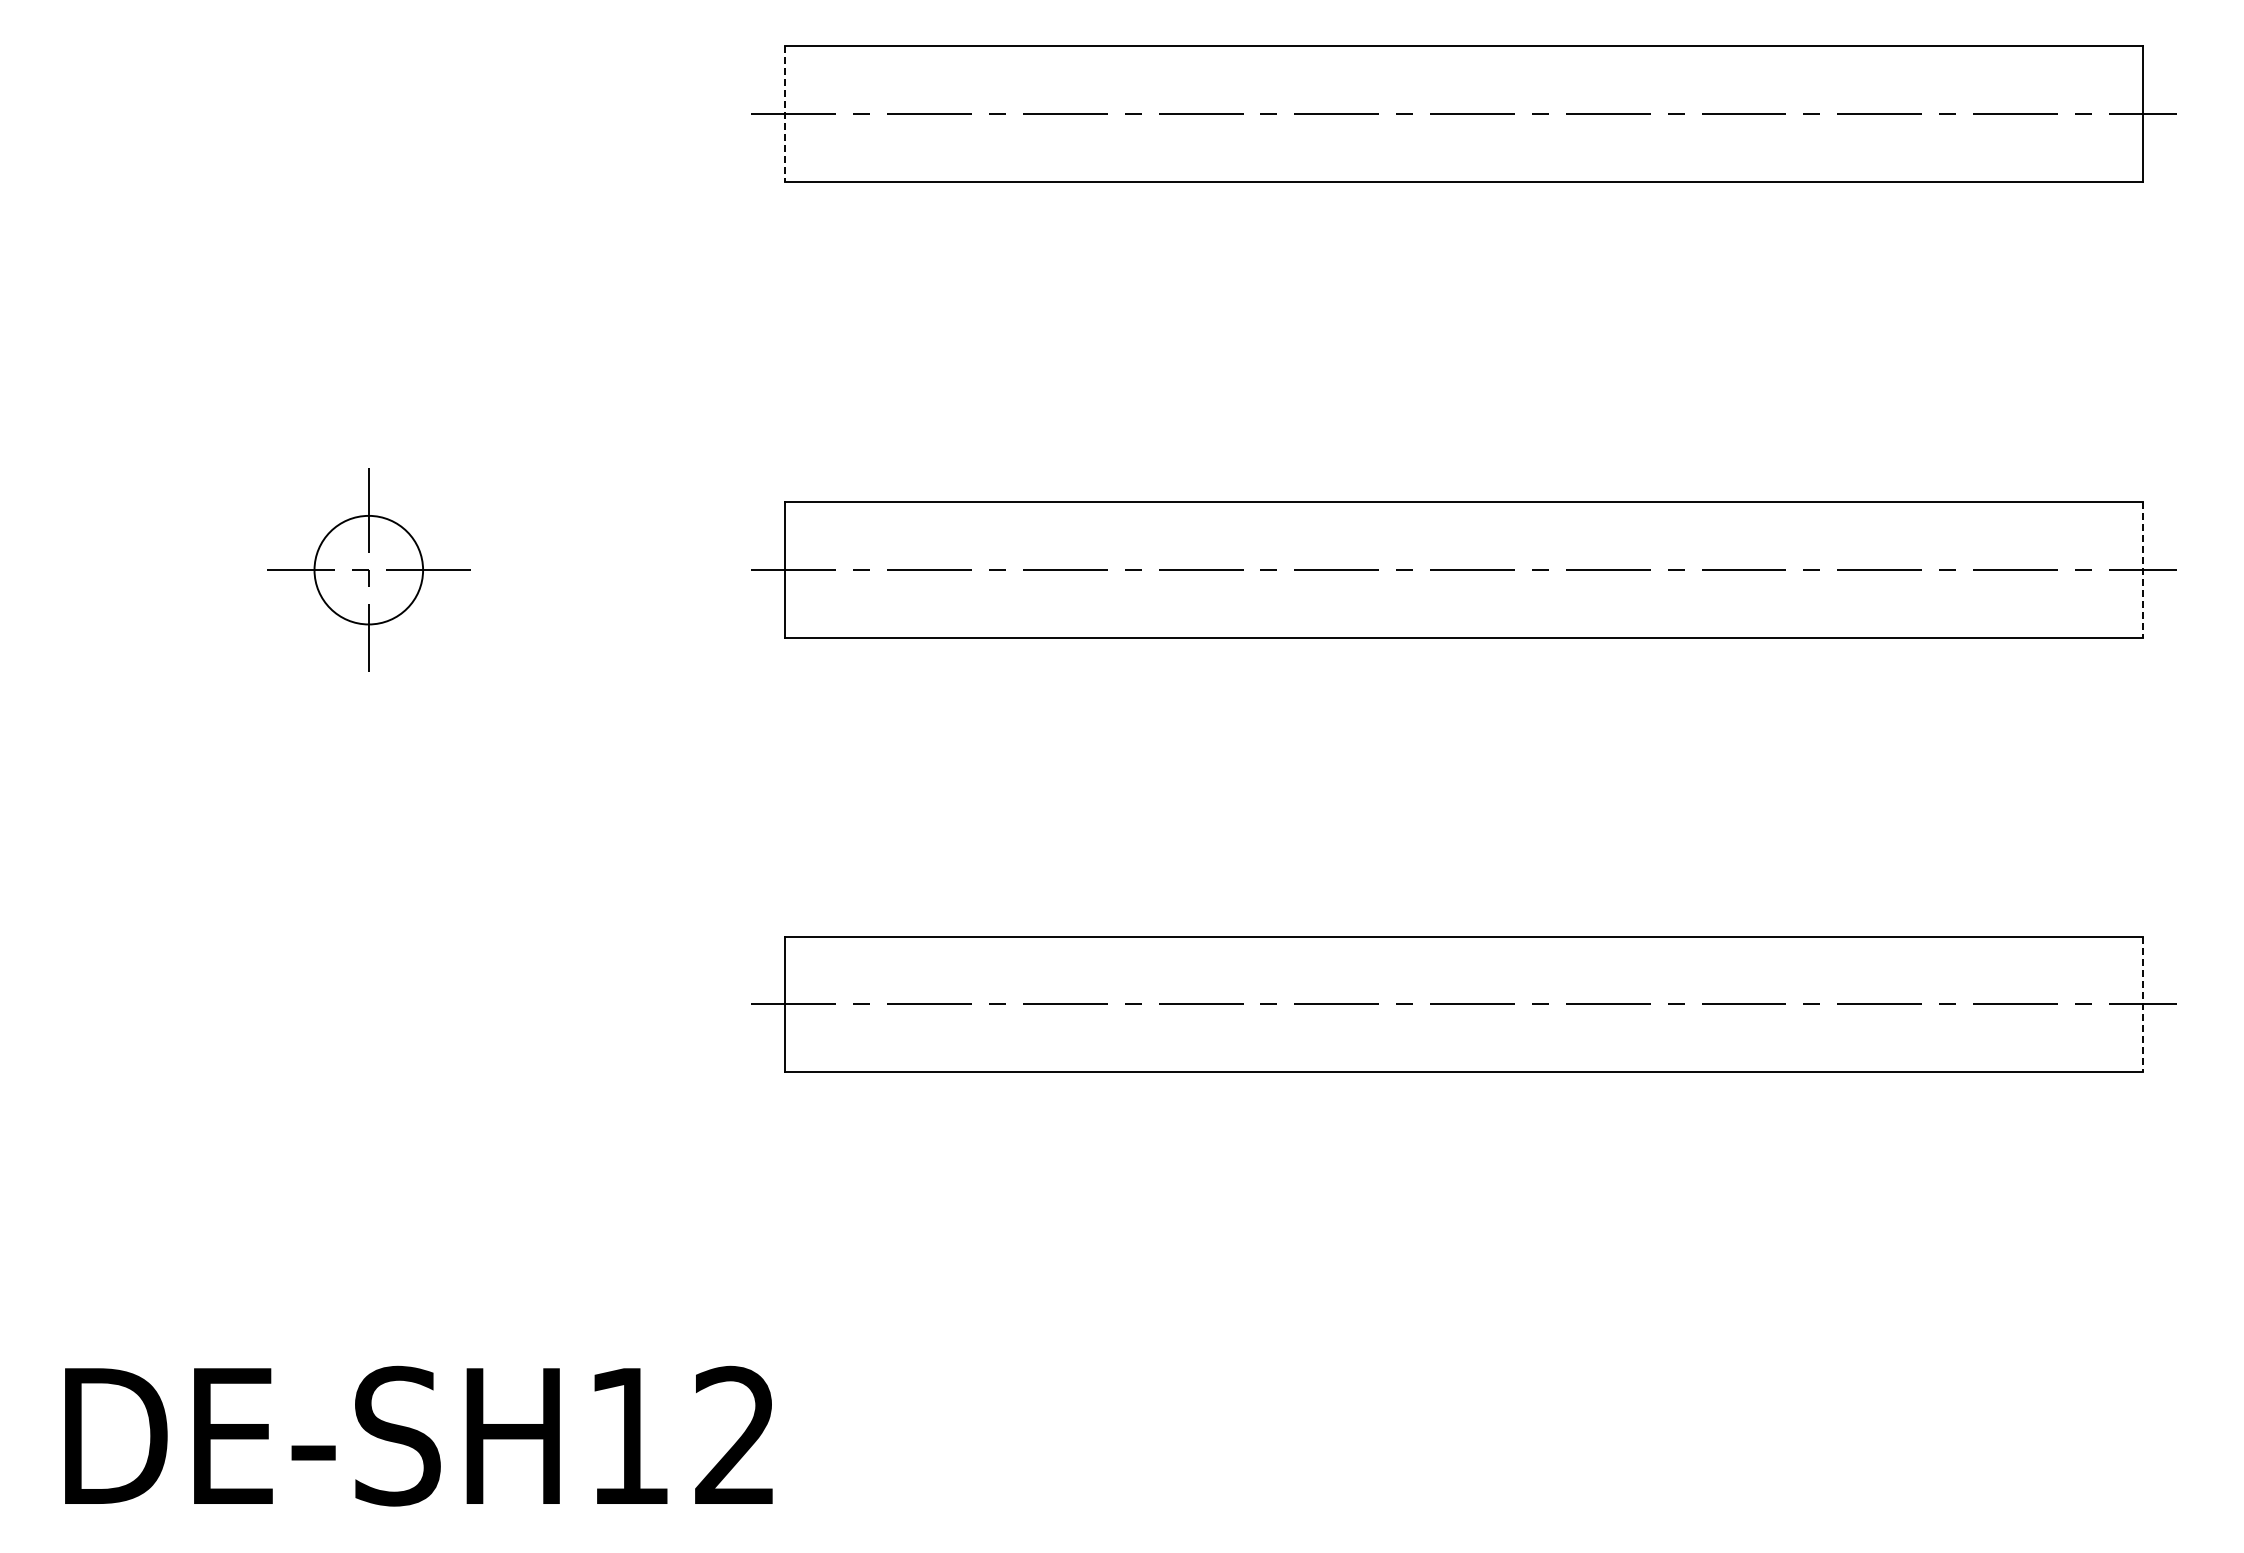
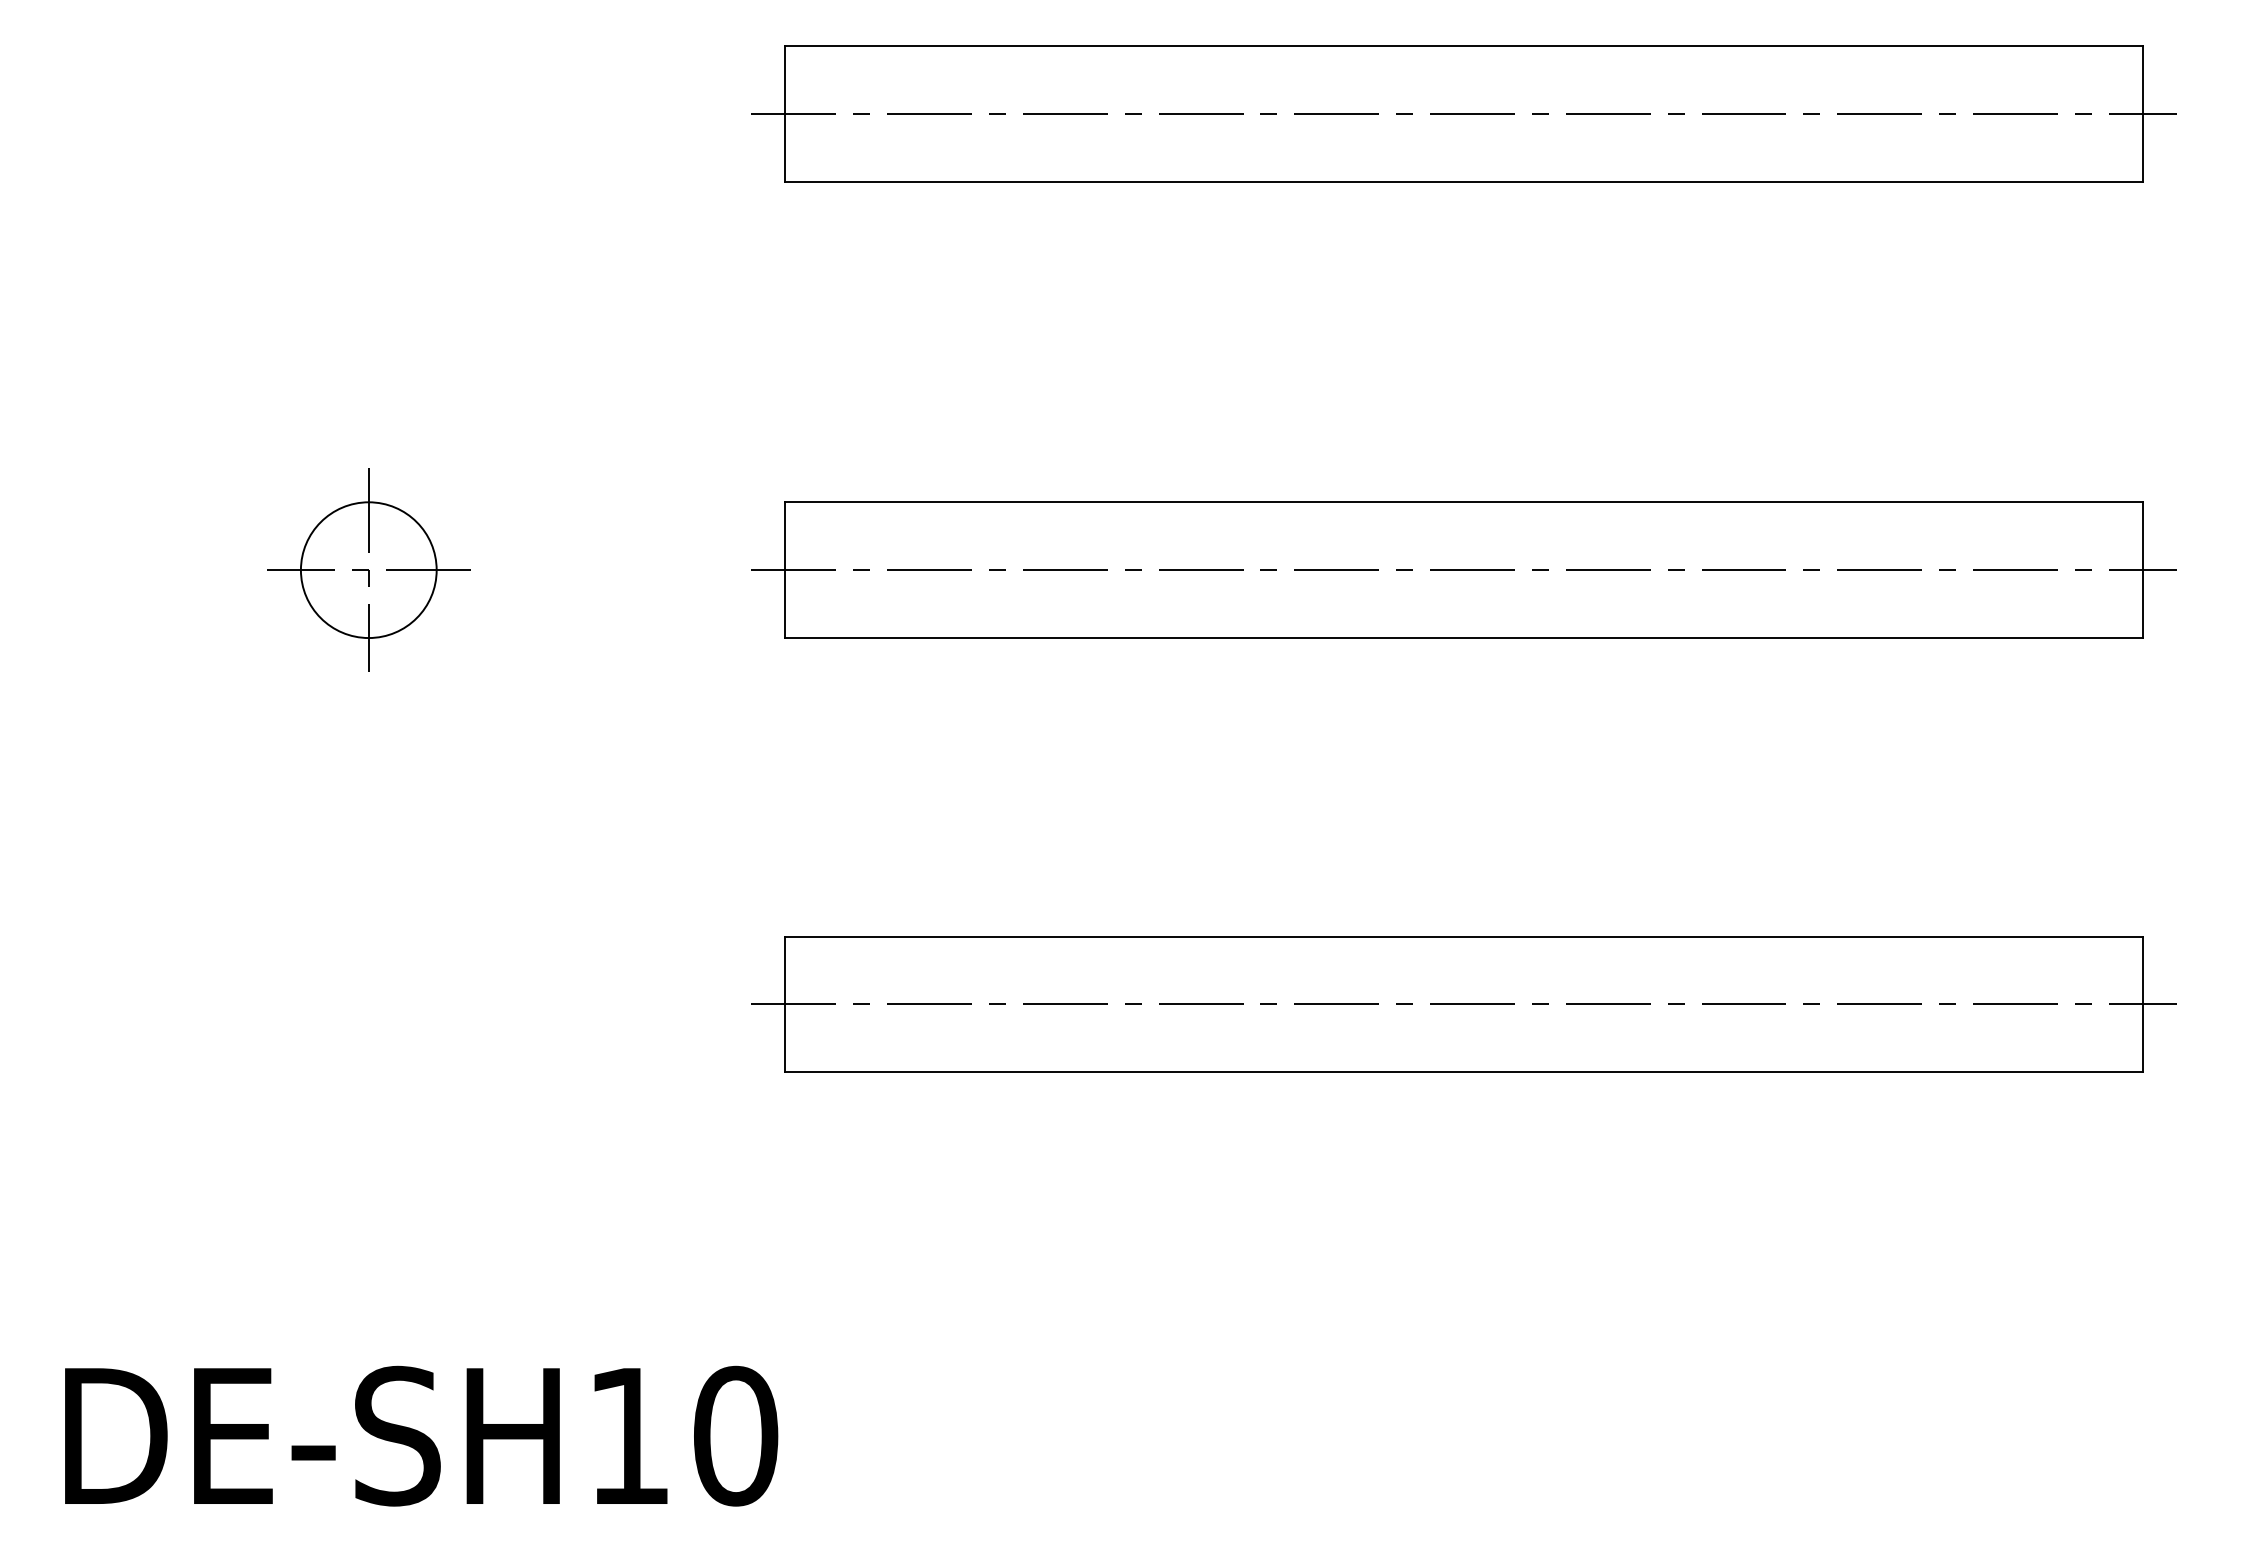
line: dashed -> solid (785, 114)
circle diameter: 109 px -> 136 px (368, 570)
line: dashed -> solid (2142, 570)
line: dashed -> solid (2142, 1004)
text: DE-SH12 -> DE-SH10 (736, 1435)
